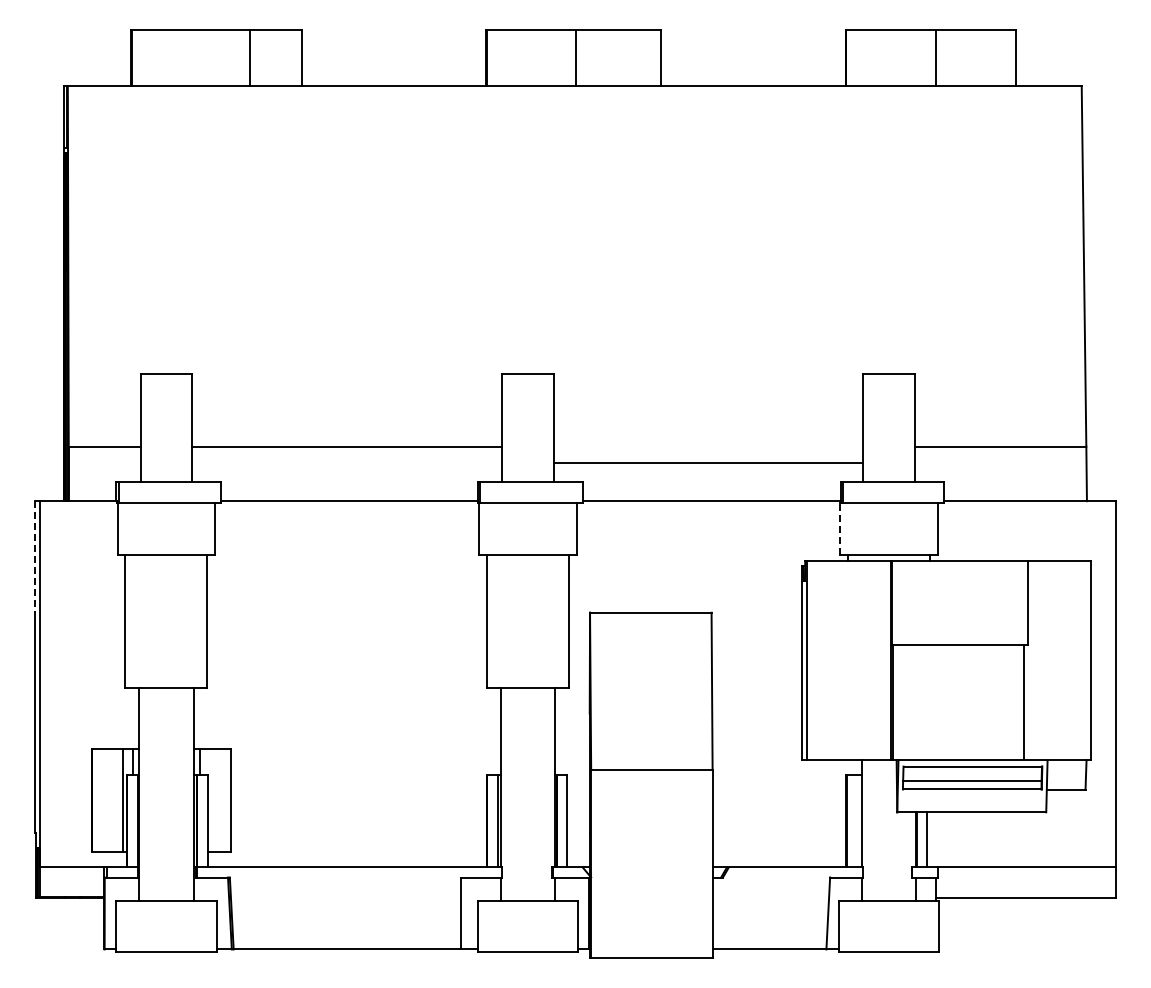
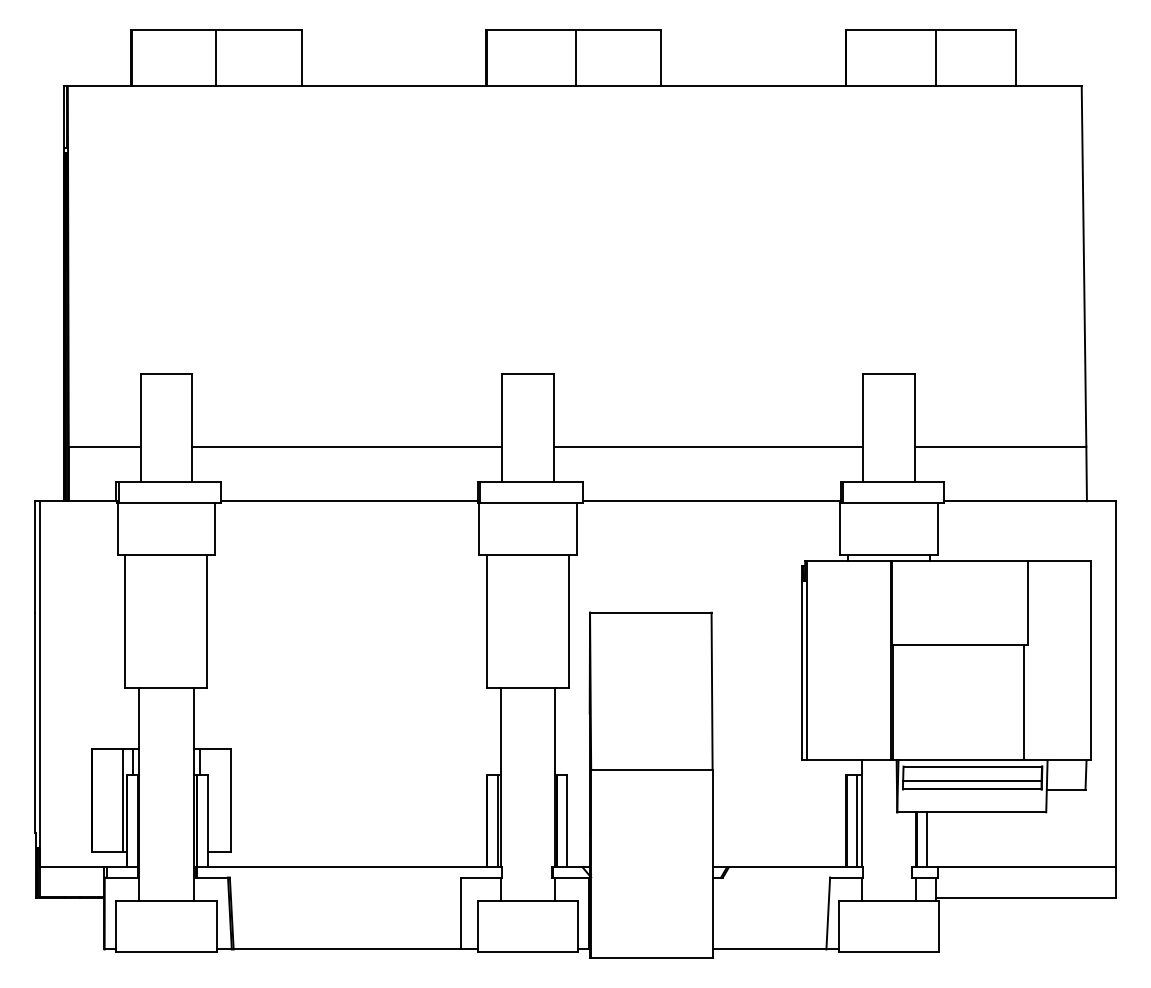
line position: (250, 57) -> (216, 57) (216, 57)
line position: (708, 462) -> (708, 446) (708, 446)
line: dashed -> solid (840, 528)
line: dashed -> solid (34, 557)
line: none -> present (857, 820)
